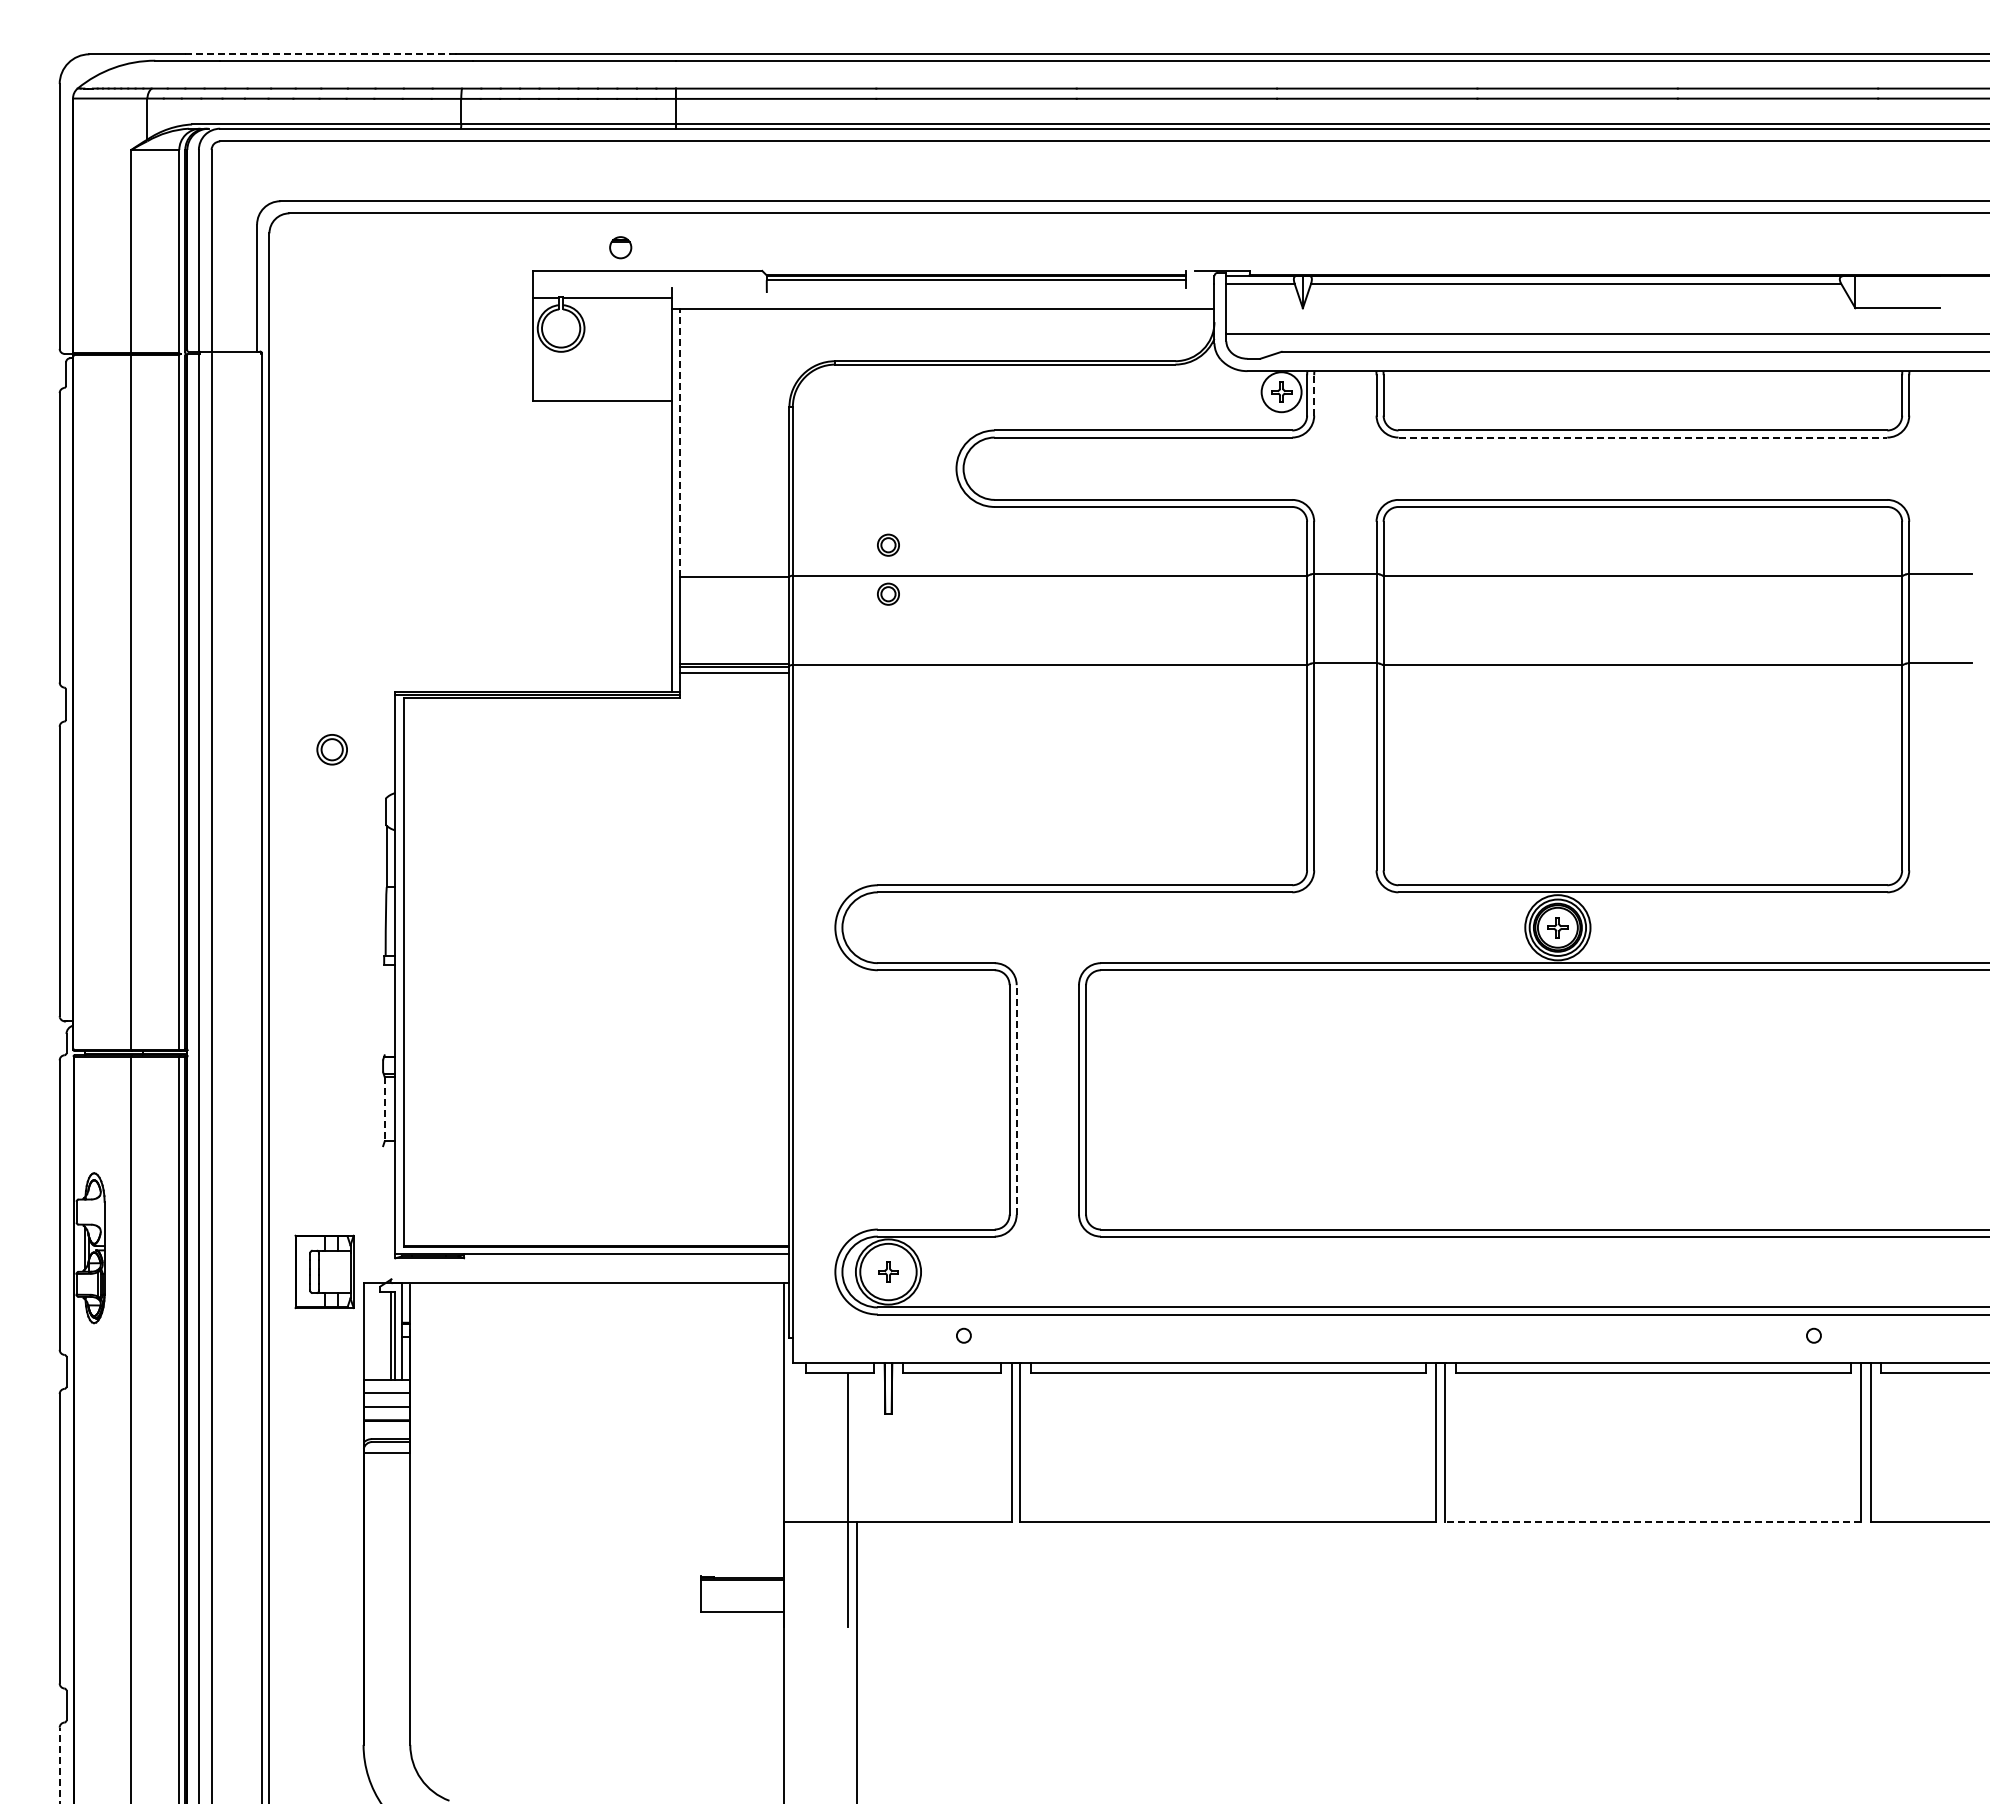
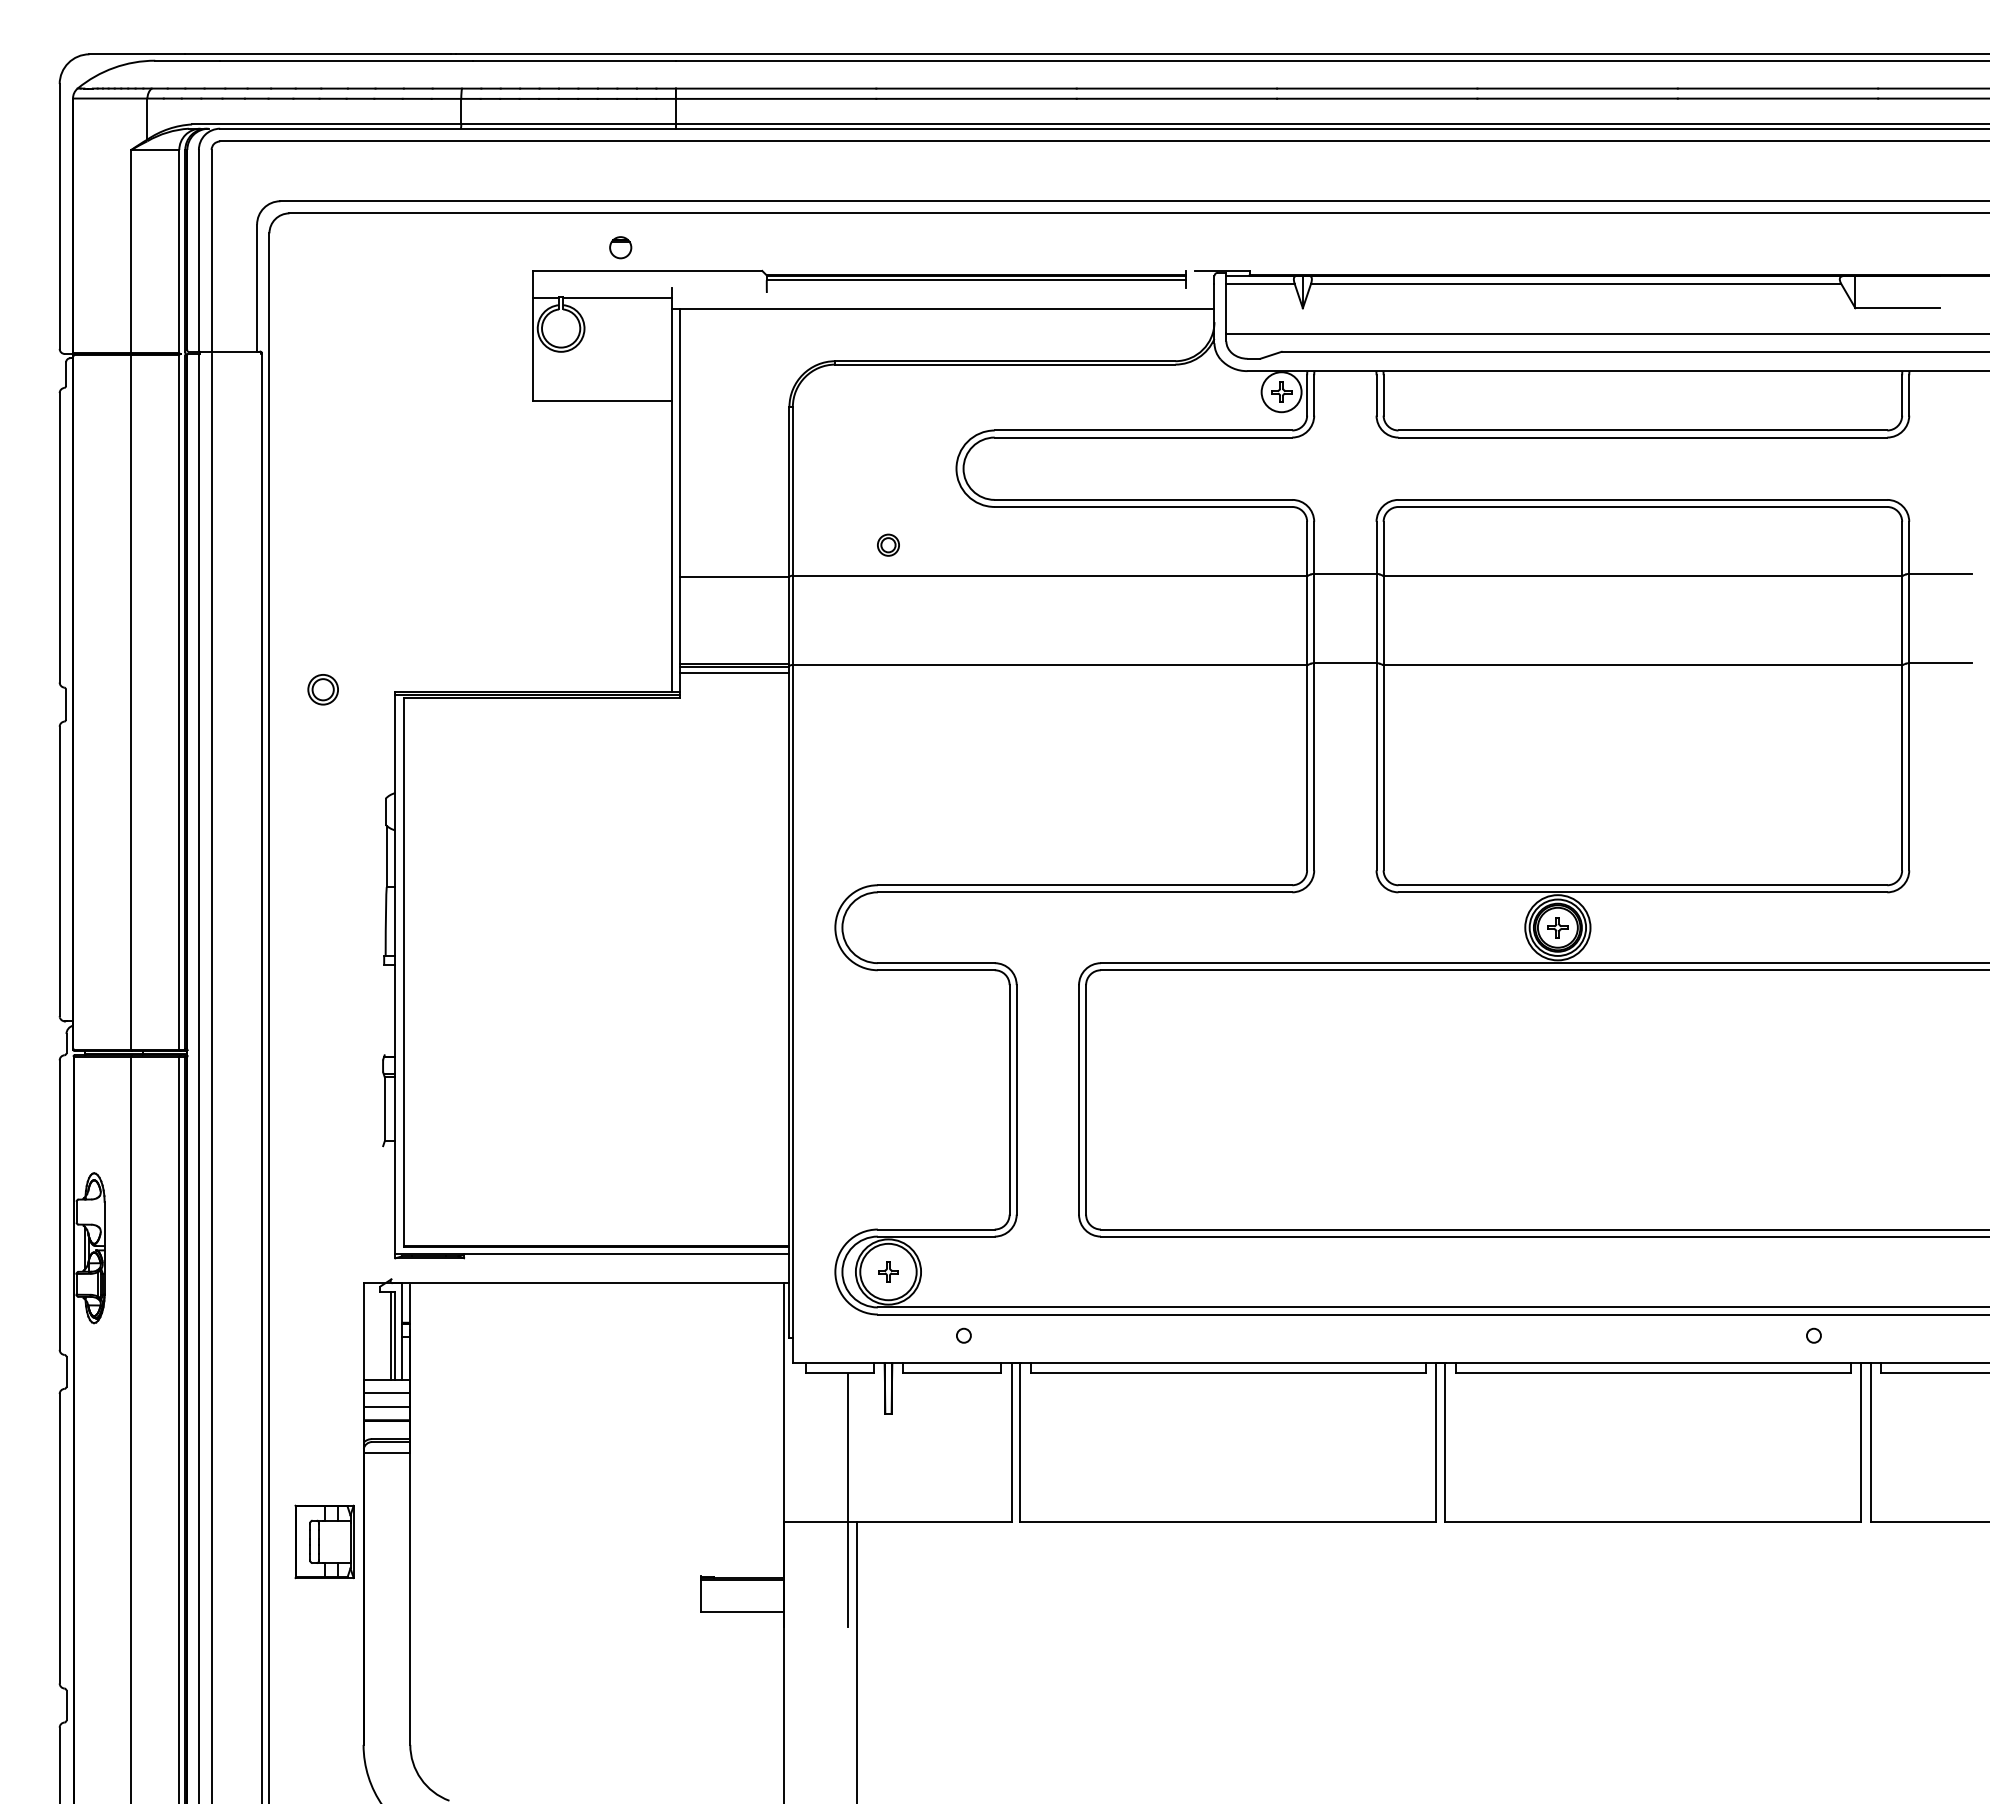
line: dashed -> solid (317, 54)
line: dashed -> solid (1314, 394)
line: dashed -> solid (1643, 437)
line: dashed -> solid (680, 442)
part: present -> none (888, 593)
part position: (331, 749) -> (322, 689) (322, 689)
line: dashed -> solid (1016, 1099)
line: dashed -> solid (384, 1109)
part position: (324, 1271) -> (324, 1541) (324, 1541)
line: dashed -> solid (1653, 1521)
line: dashed -> solid (59, 1765)
